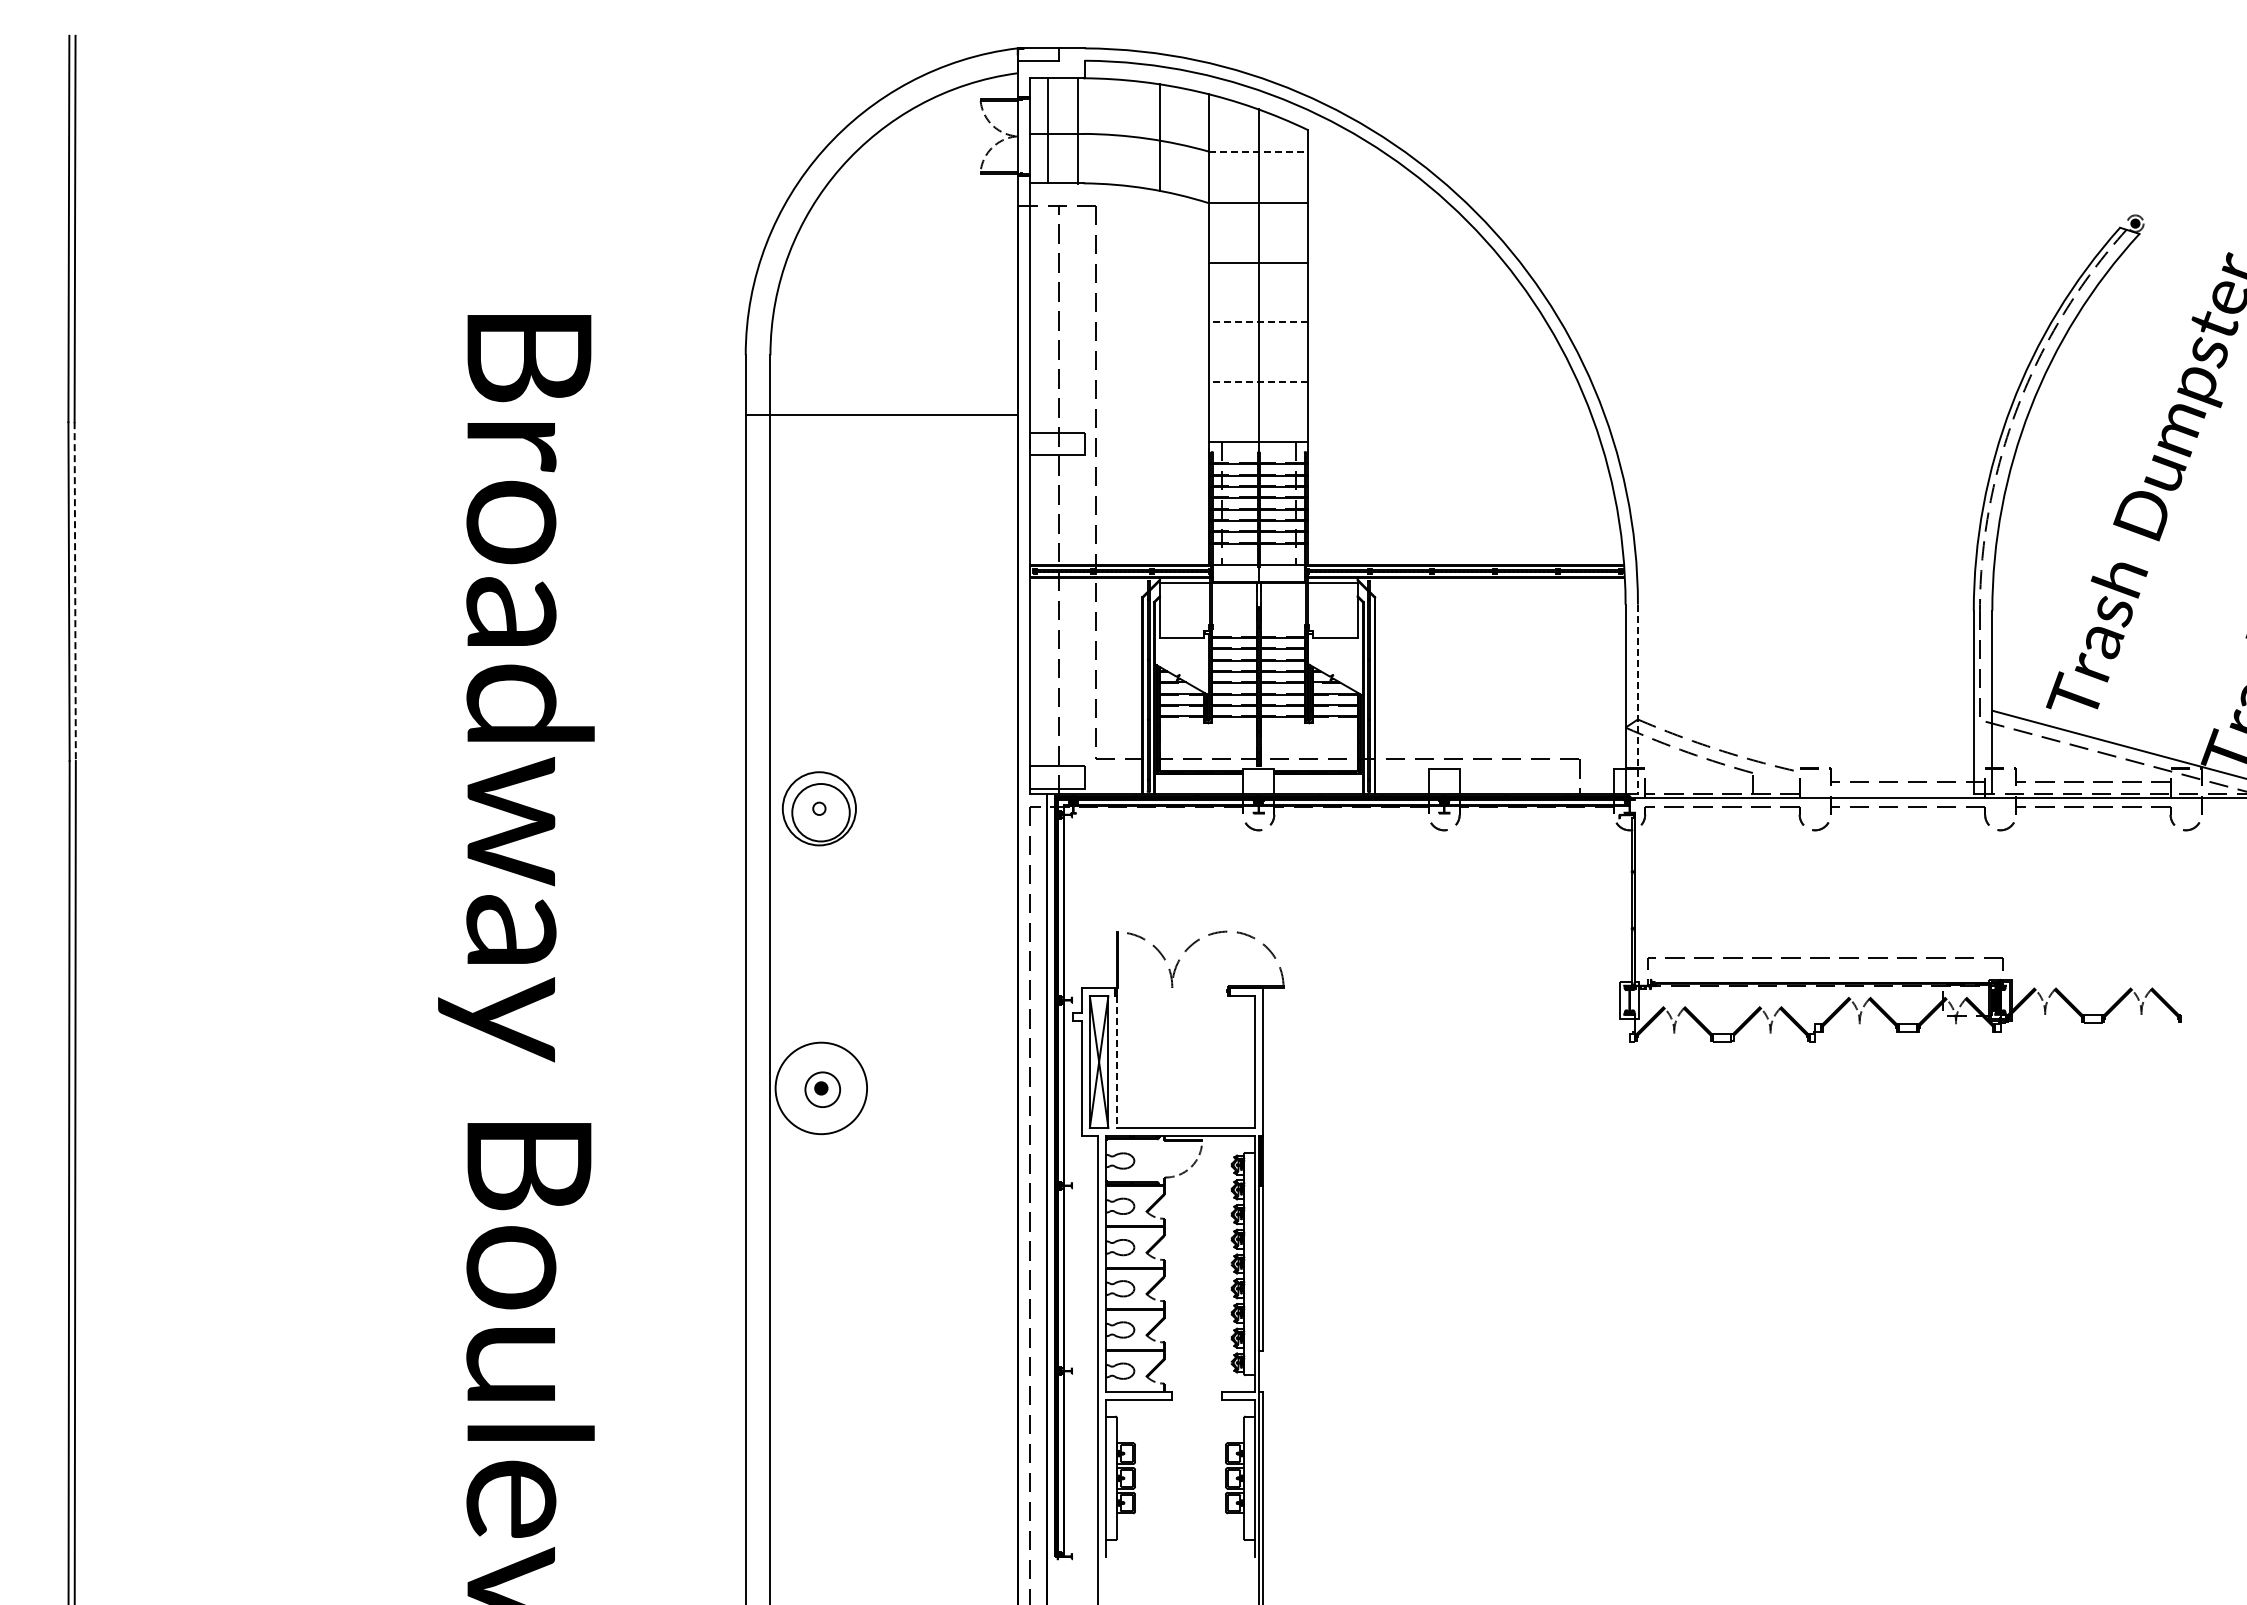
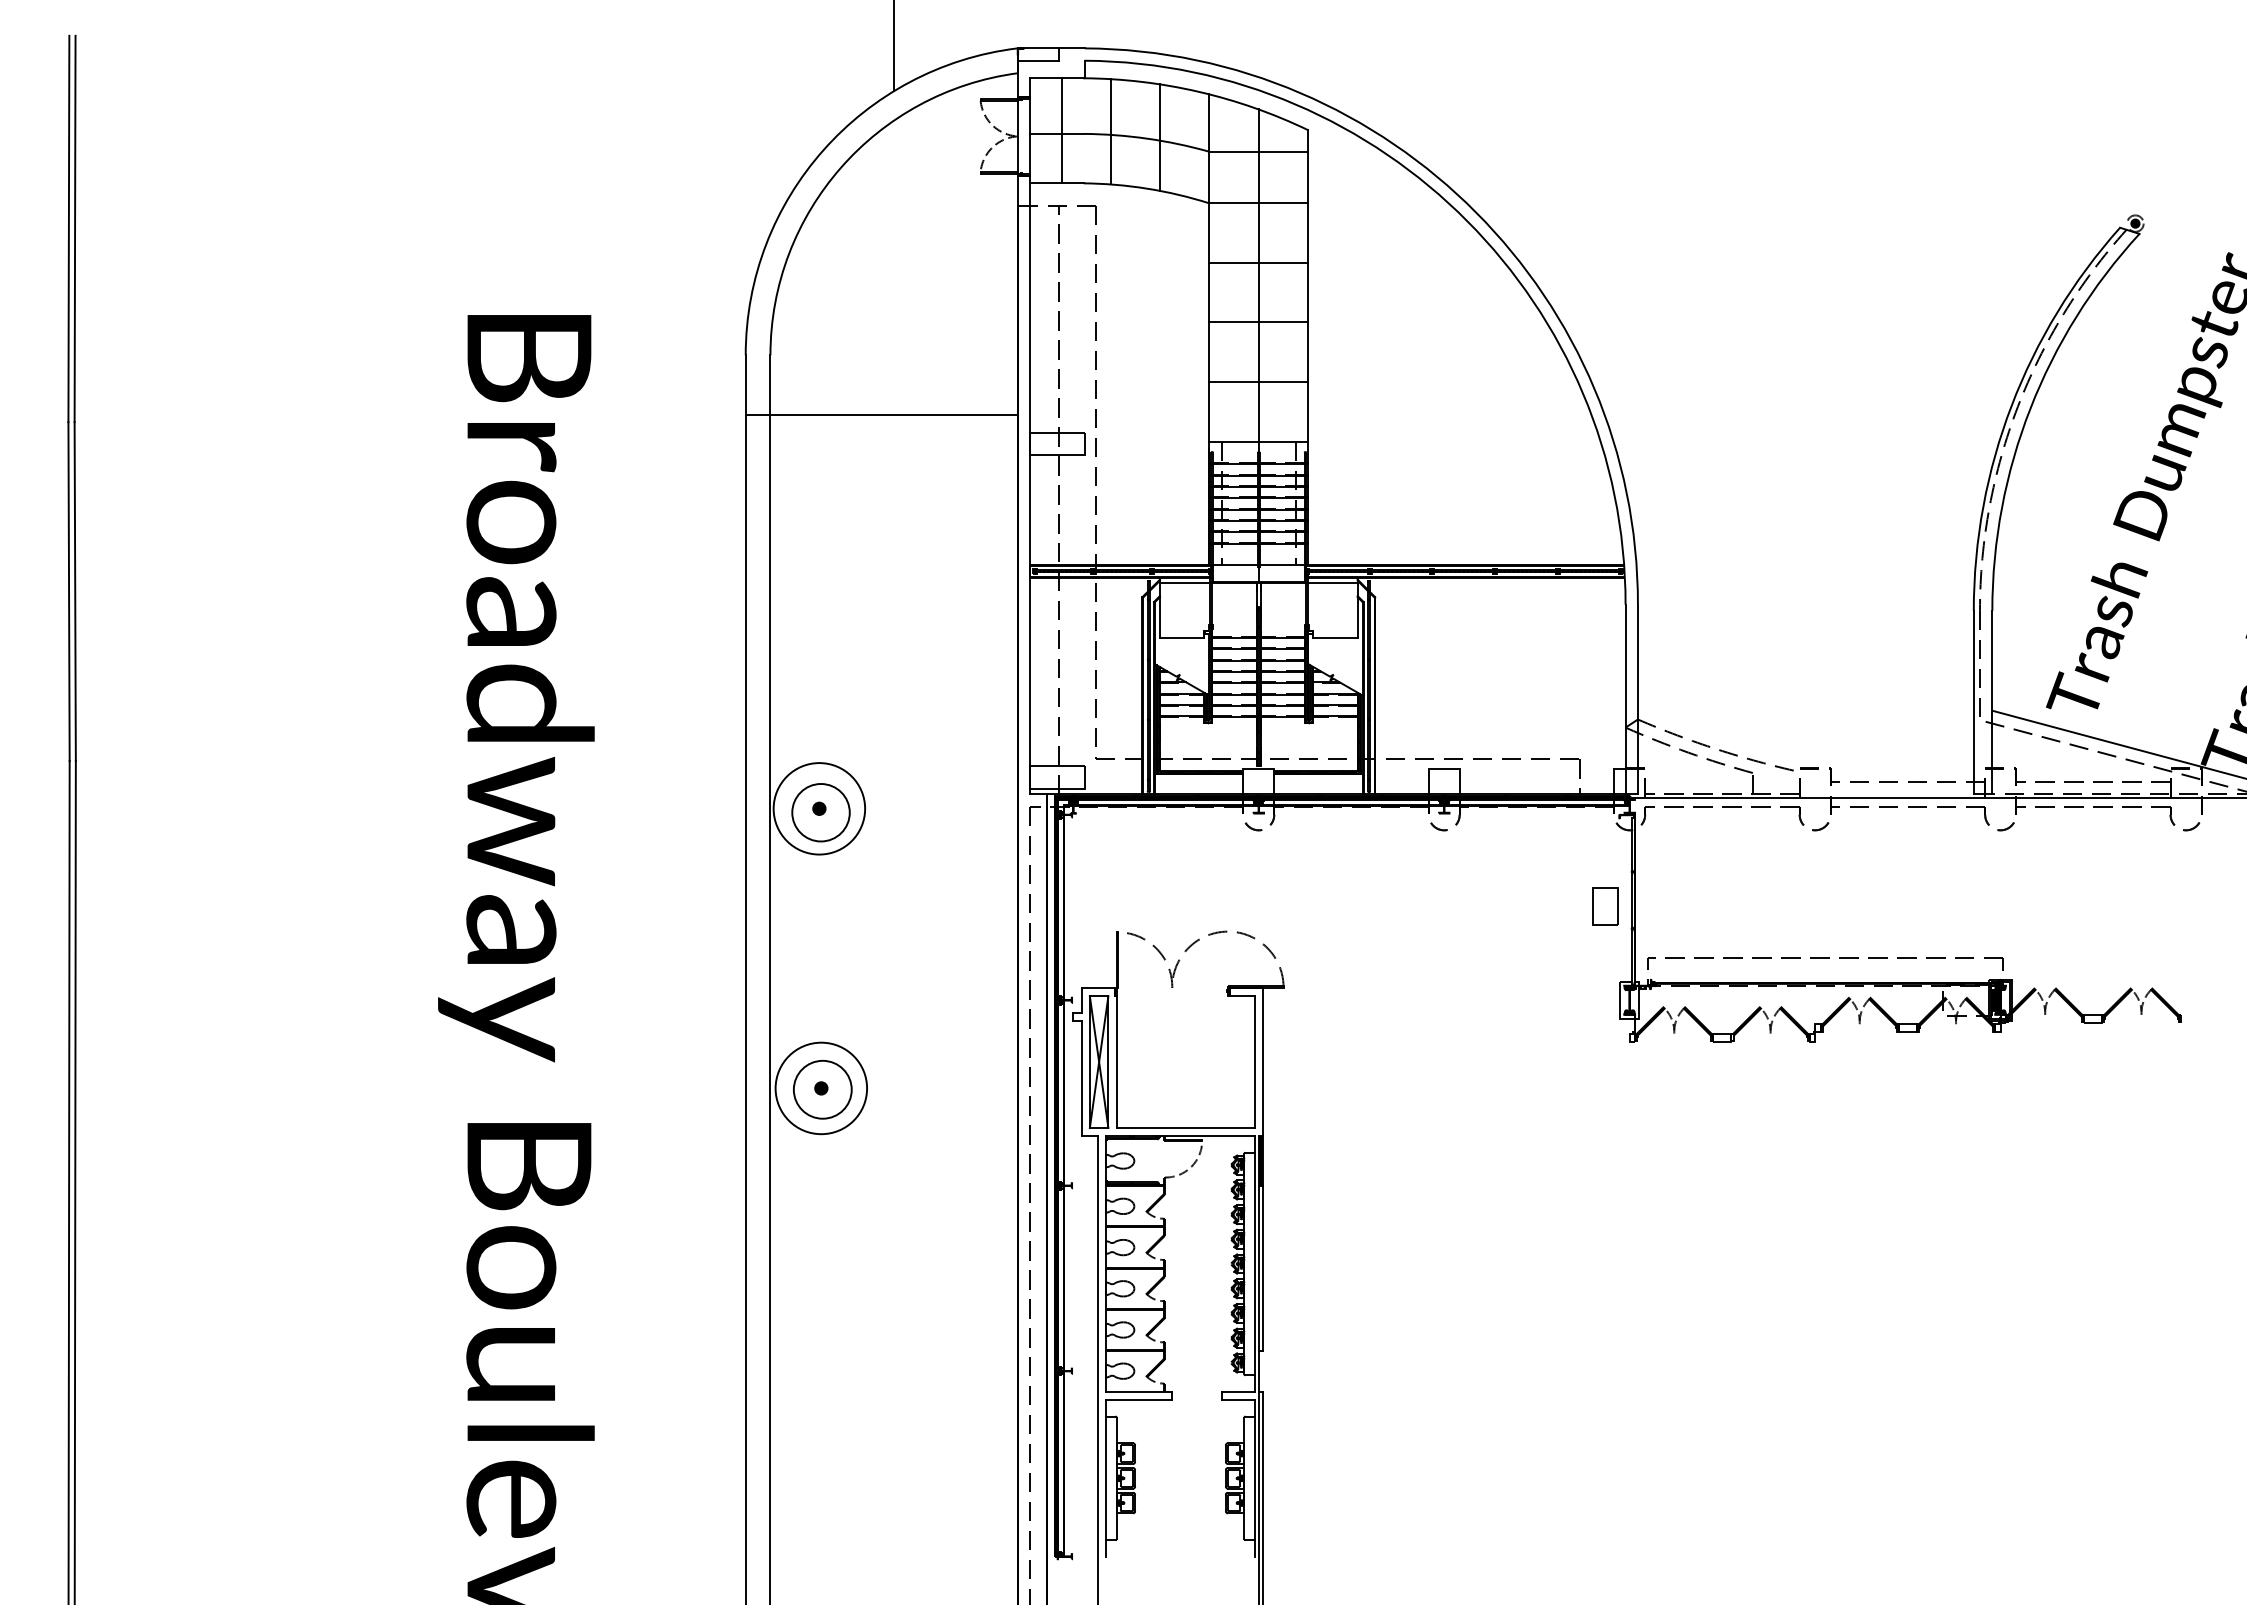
line: none -> present (894, 46)
line position: (1048, 130) -> (1062, 130) (1062, 130)
line position: (1078, 131) -> (1111, 131) (1111, 131)
line: dashed -> solid (1259, 151)
line: dashed -> solid (1258, 322)
line: dashed -> solid (1258, 382)
line: dashed -> solid (75, 592)
line: dashed -> solid (1637, 699)
circle diameter: 73 px -> 91 px (819, 808)
fill: none -> present (819, 808)
part: none -> present (1605, 906)
line: dashed -> solid (1116, 1062)
circle diameter: 35 px -> 58 px (822, 1089)
